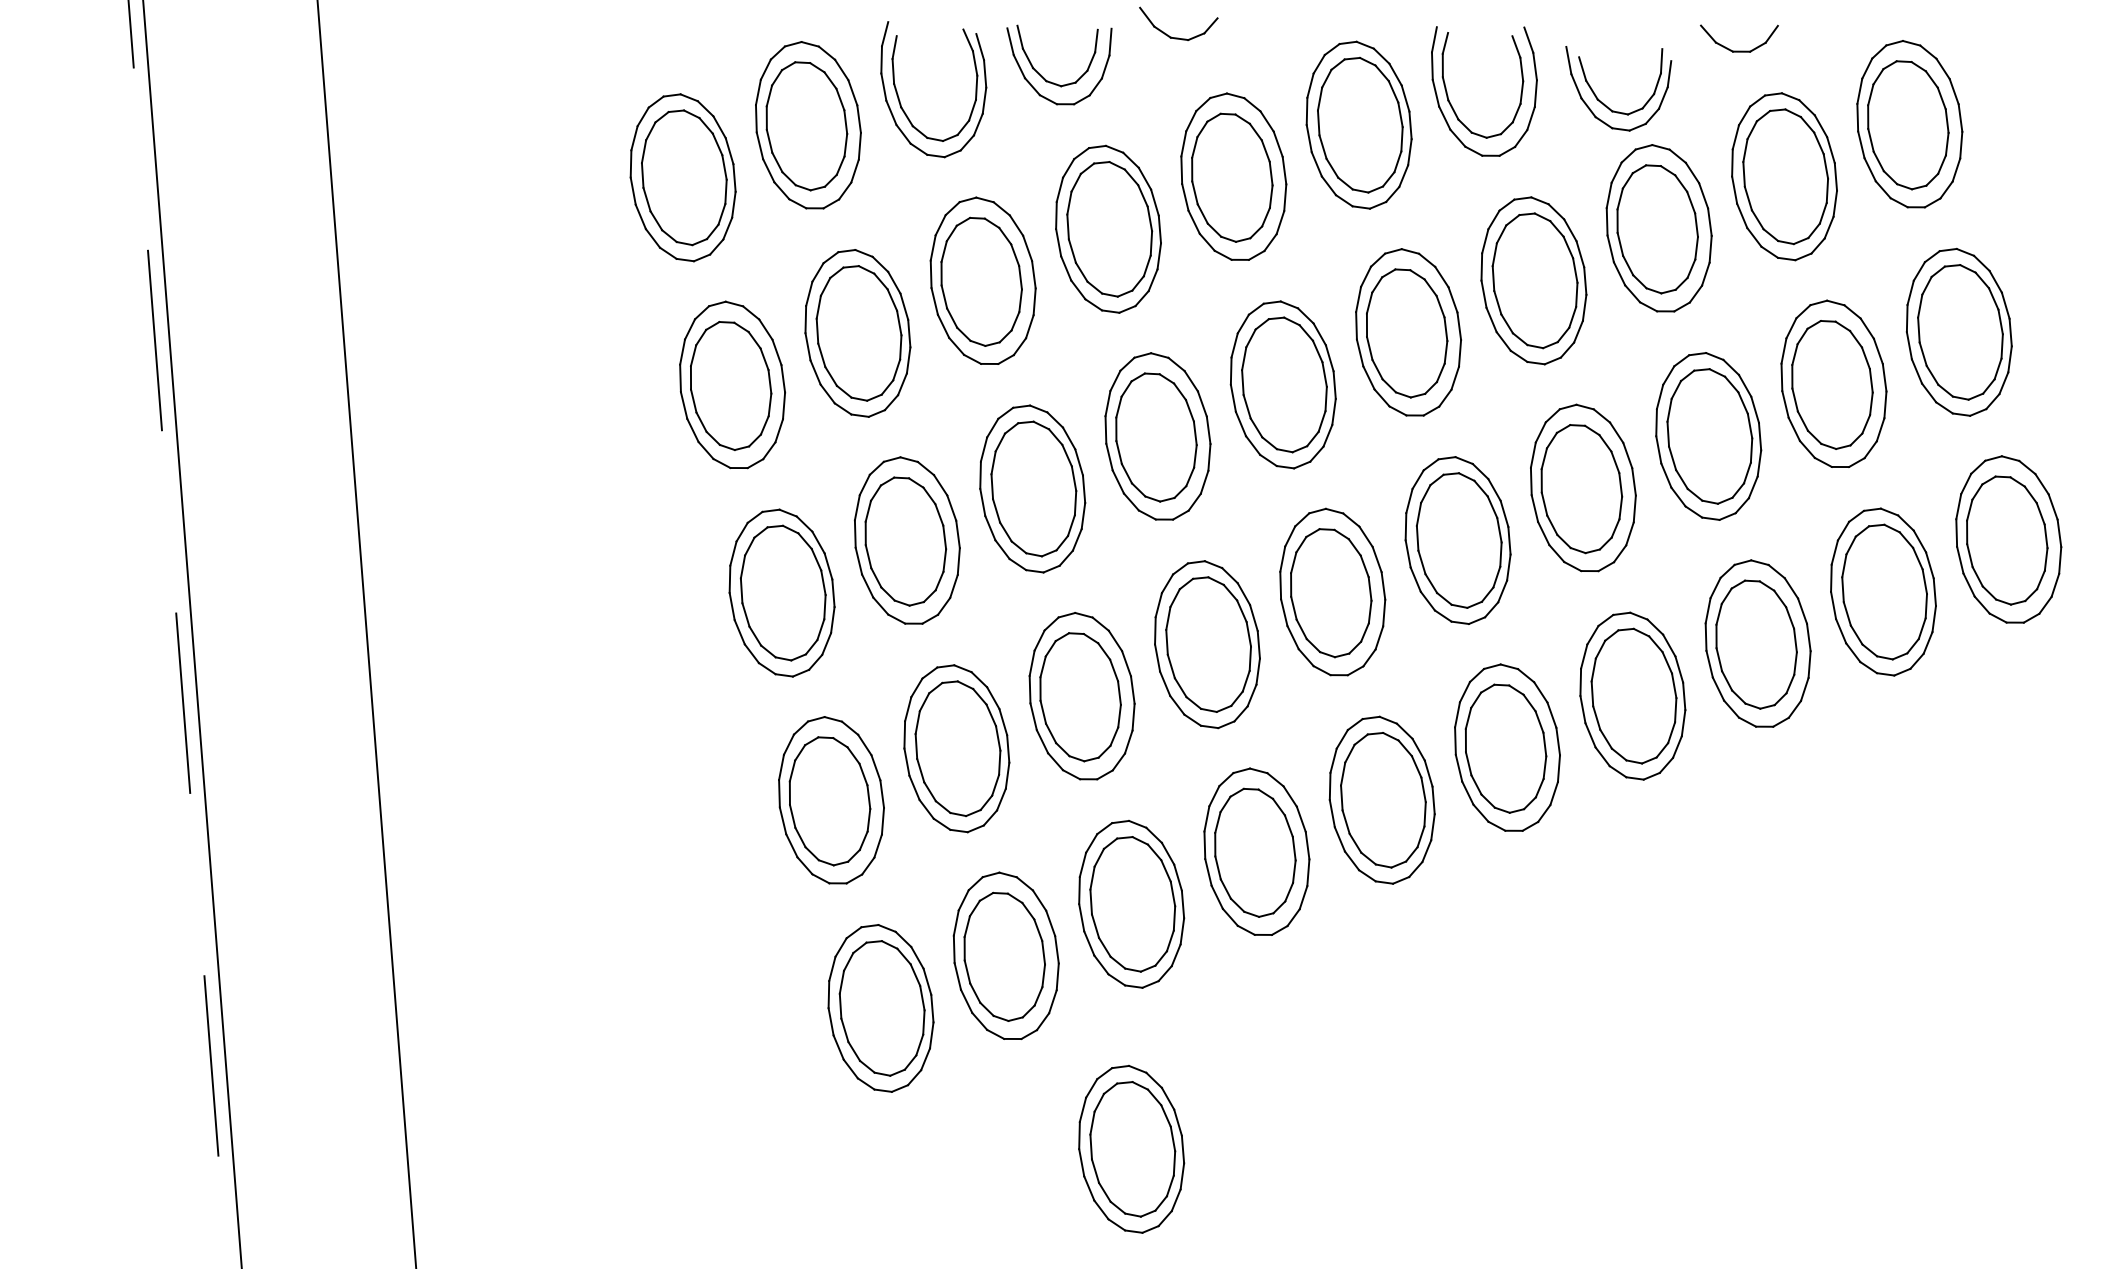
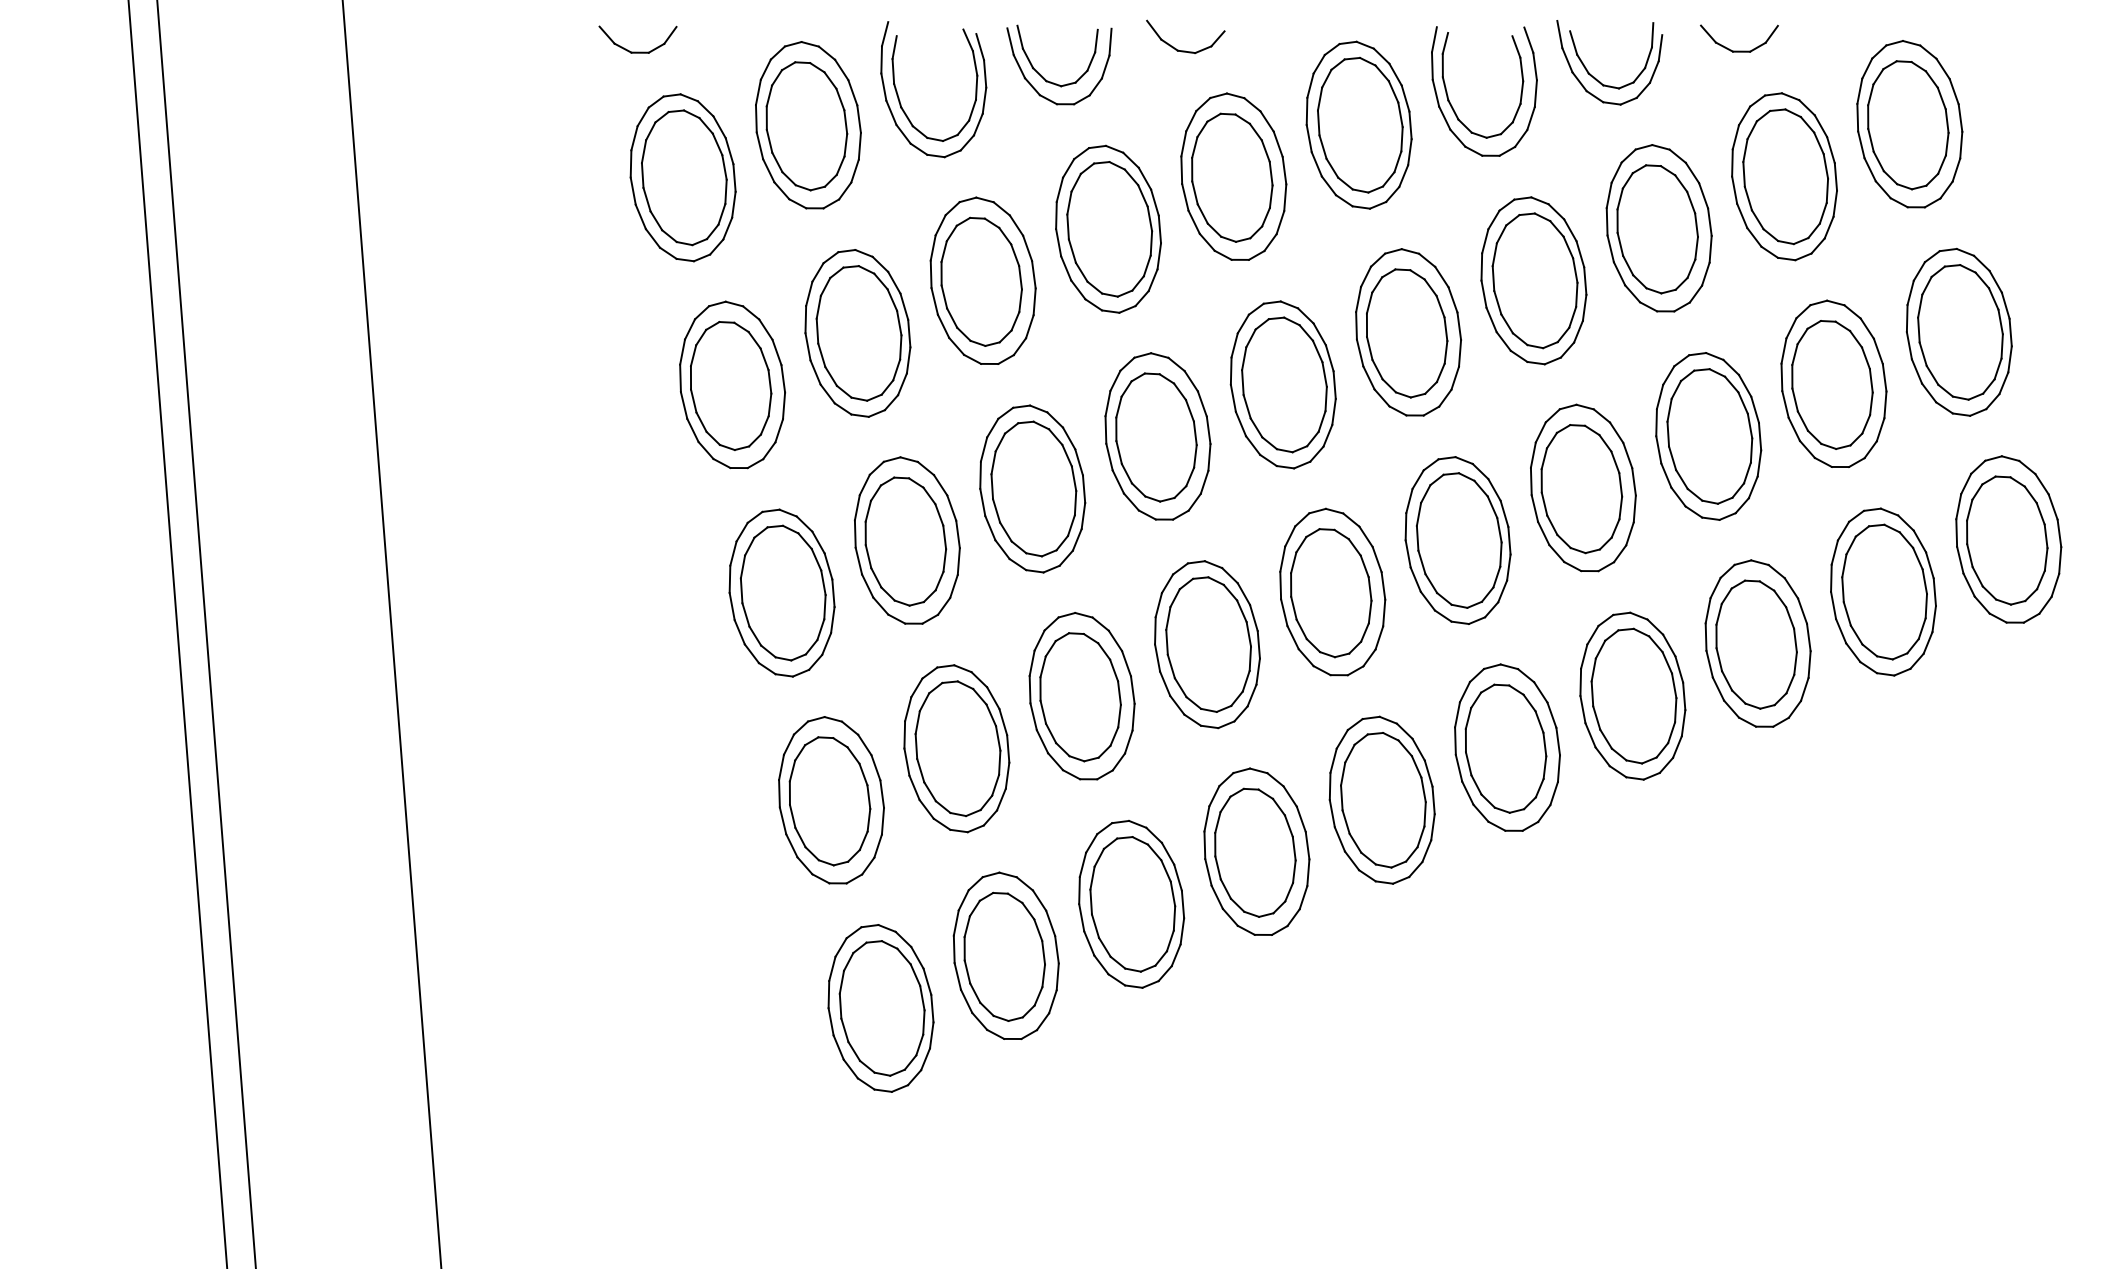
part position: (1178, 37) -> (1185, 50) (1185, 50)
part: none -> present (637, 51)
part position: (1603, 102) -> (1594, 76) (1594, 76)
line position: (192, 633) -> (206, 633) (206, 633)
line position: (366, 633) -> (391, 633) (391, 633)
line: dashed -> solid (177, 634)
part: present -> none (1131, 1148)
